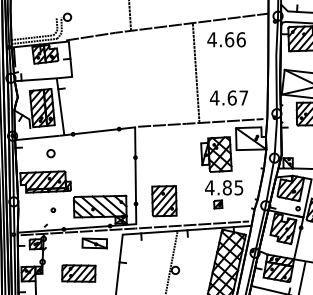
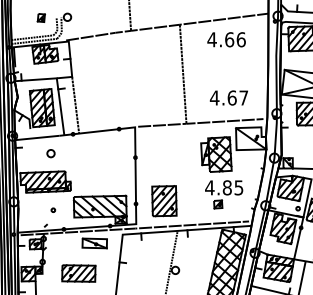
part: none -> present (40, 17)
line position: (195, 72) -> (182, 73) (182, 73)
line: none -> present (75, 104)
